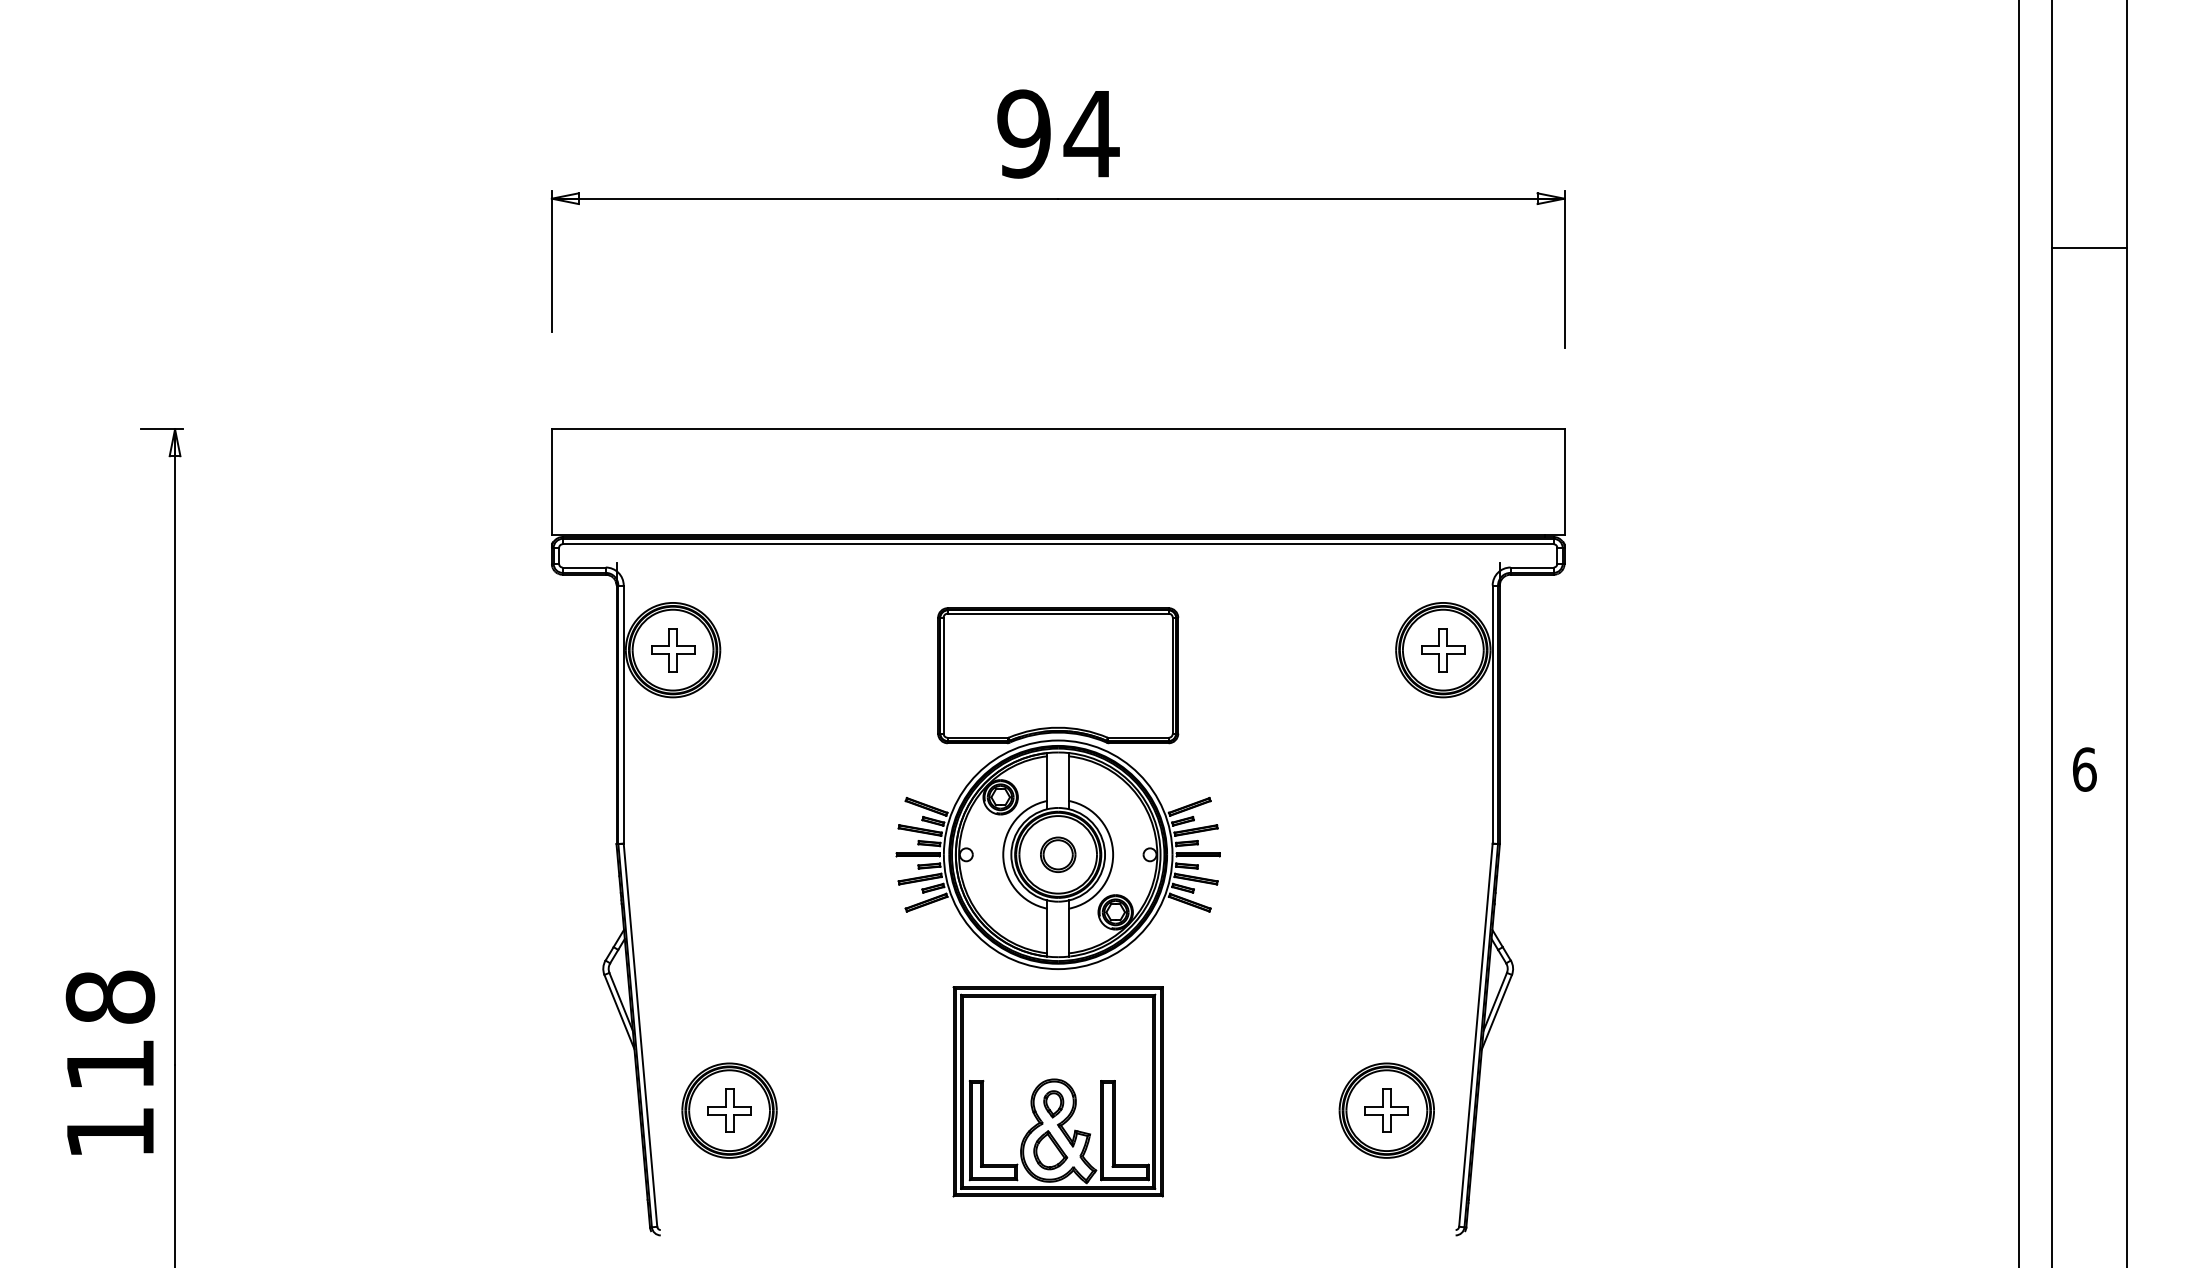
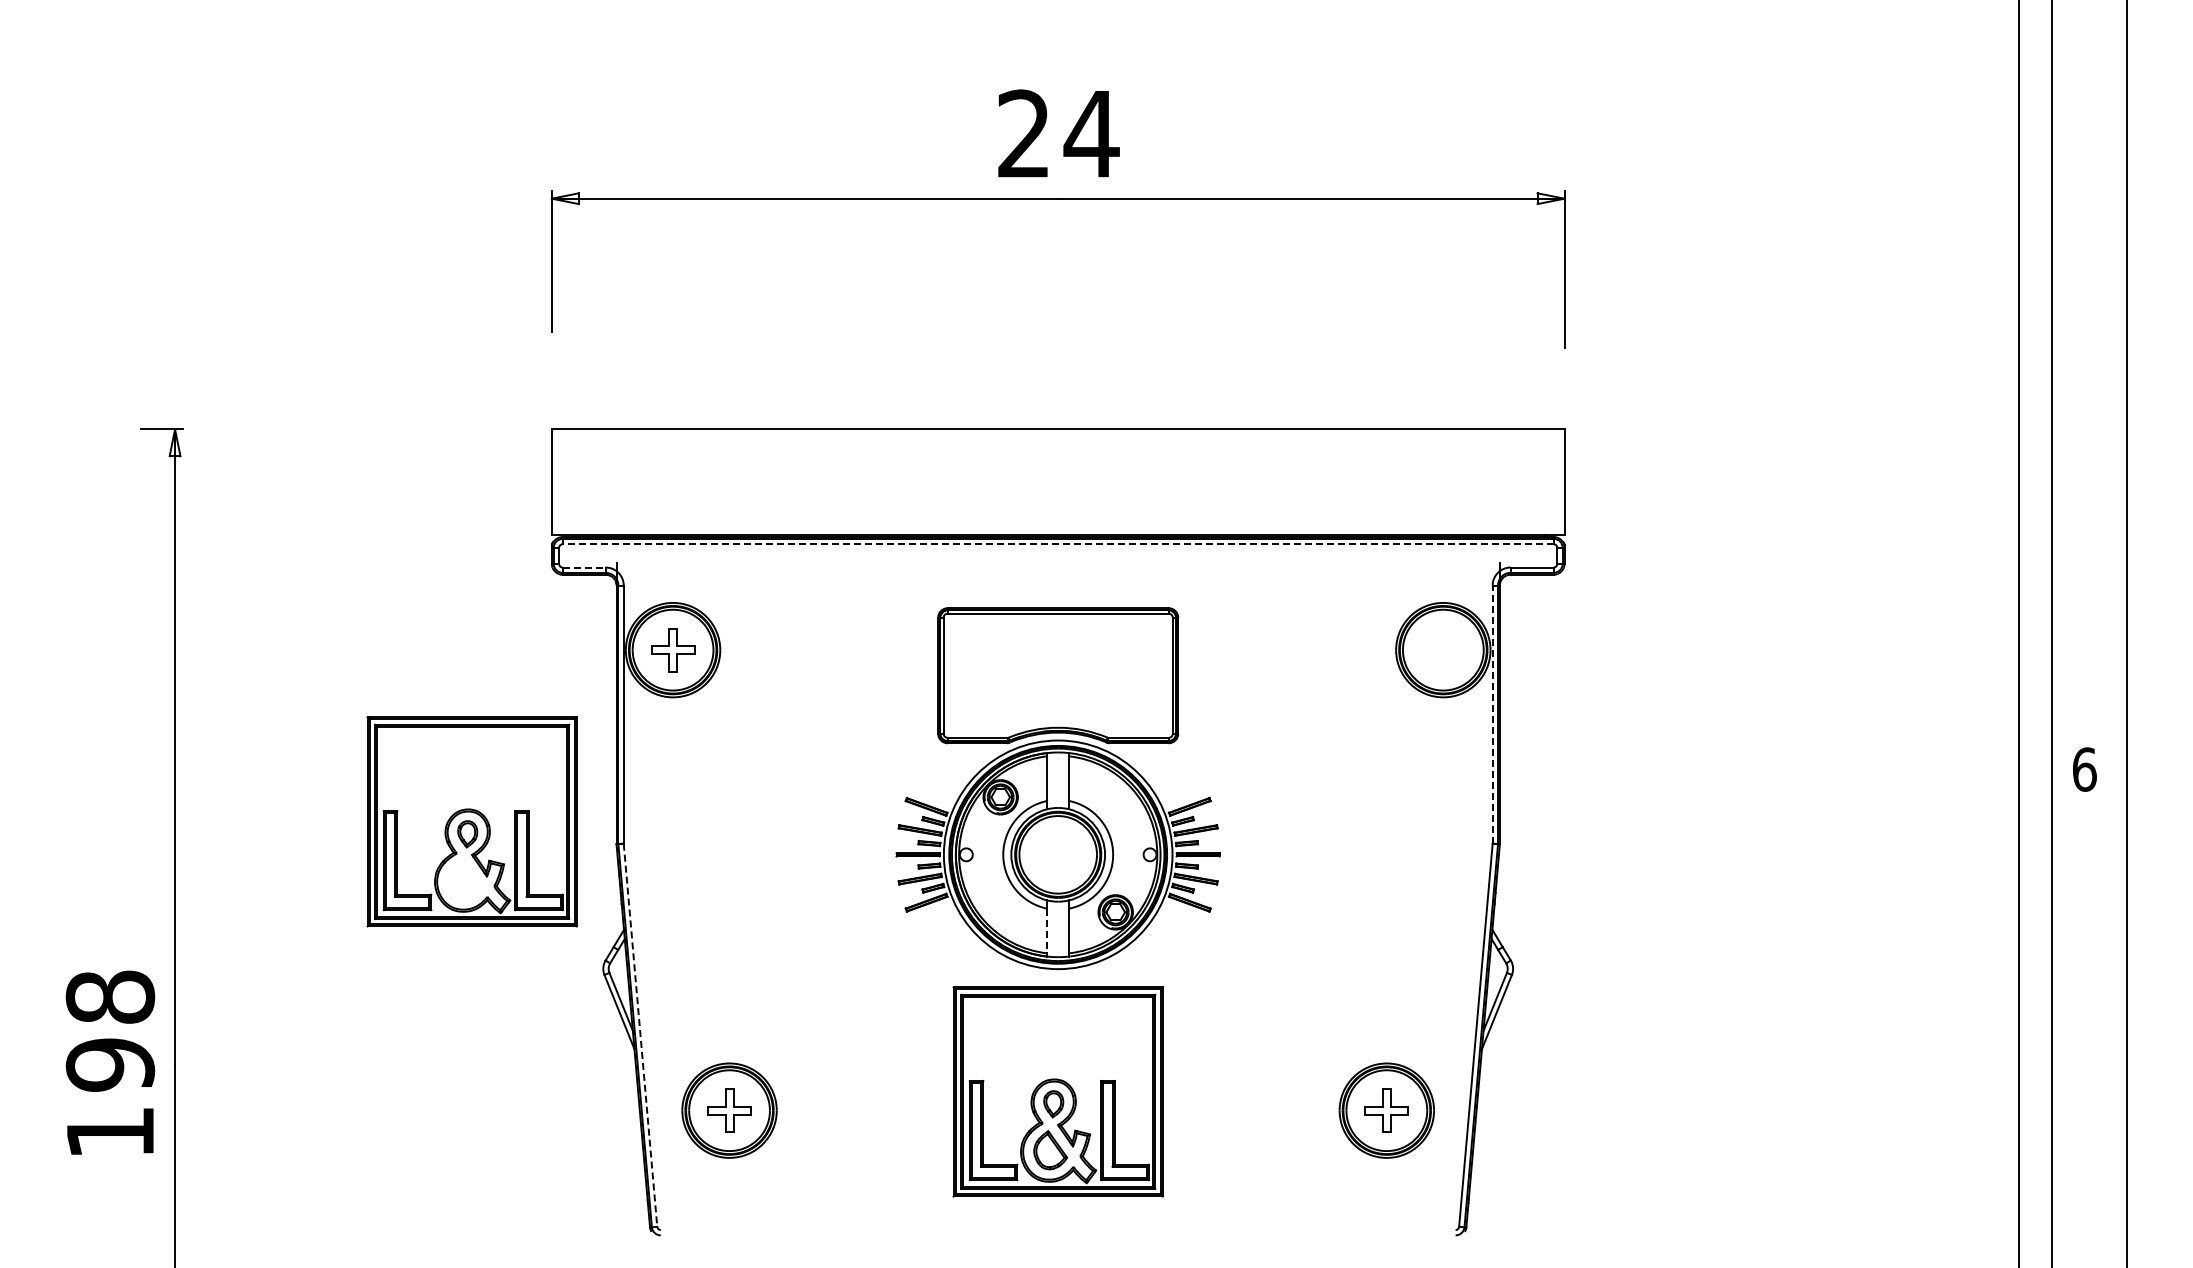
text: 94 -> 24 (1023, 133)
line: present -> none (2089, 248)
line: solid -> dashed (1058, 544)
line: solid -> dashed (584, 567)
part: present -> none (1443, 650)
line: solid -> dashed (1492, 714)
part: none -> present (471, 821)
part: present -> none (1058, 854)
line: solid -> dashed (1047, 931)
line: solid -> dashed (640, 1035)
text: 118 -> 198 (110, 1064)
